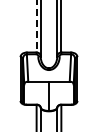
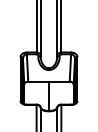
line: dashed -> solid (36, 26)
